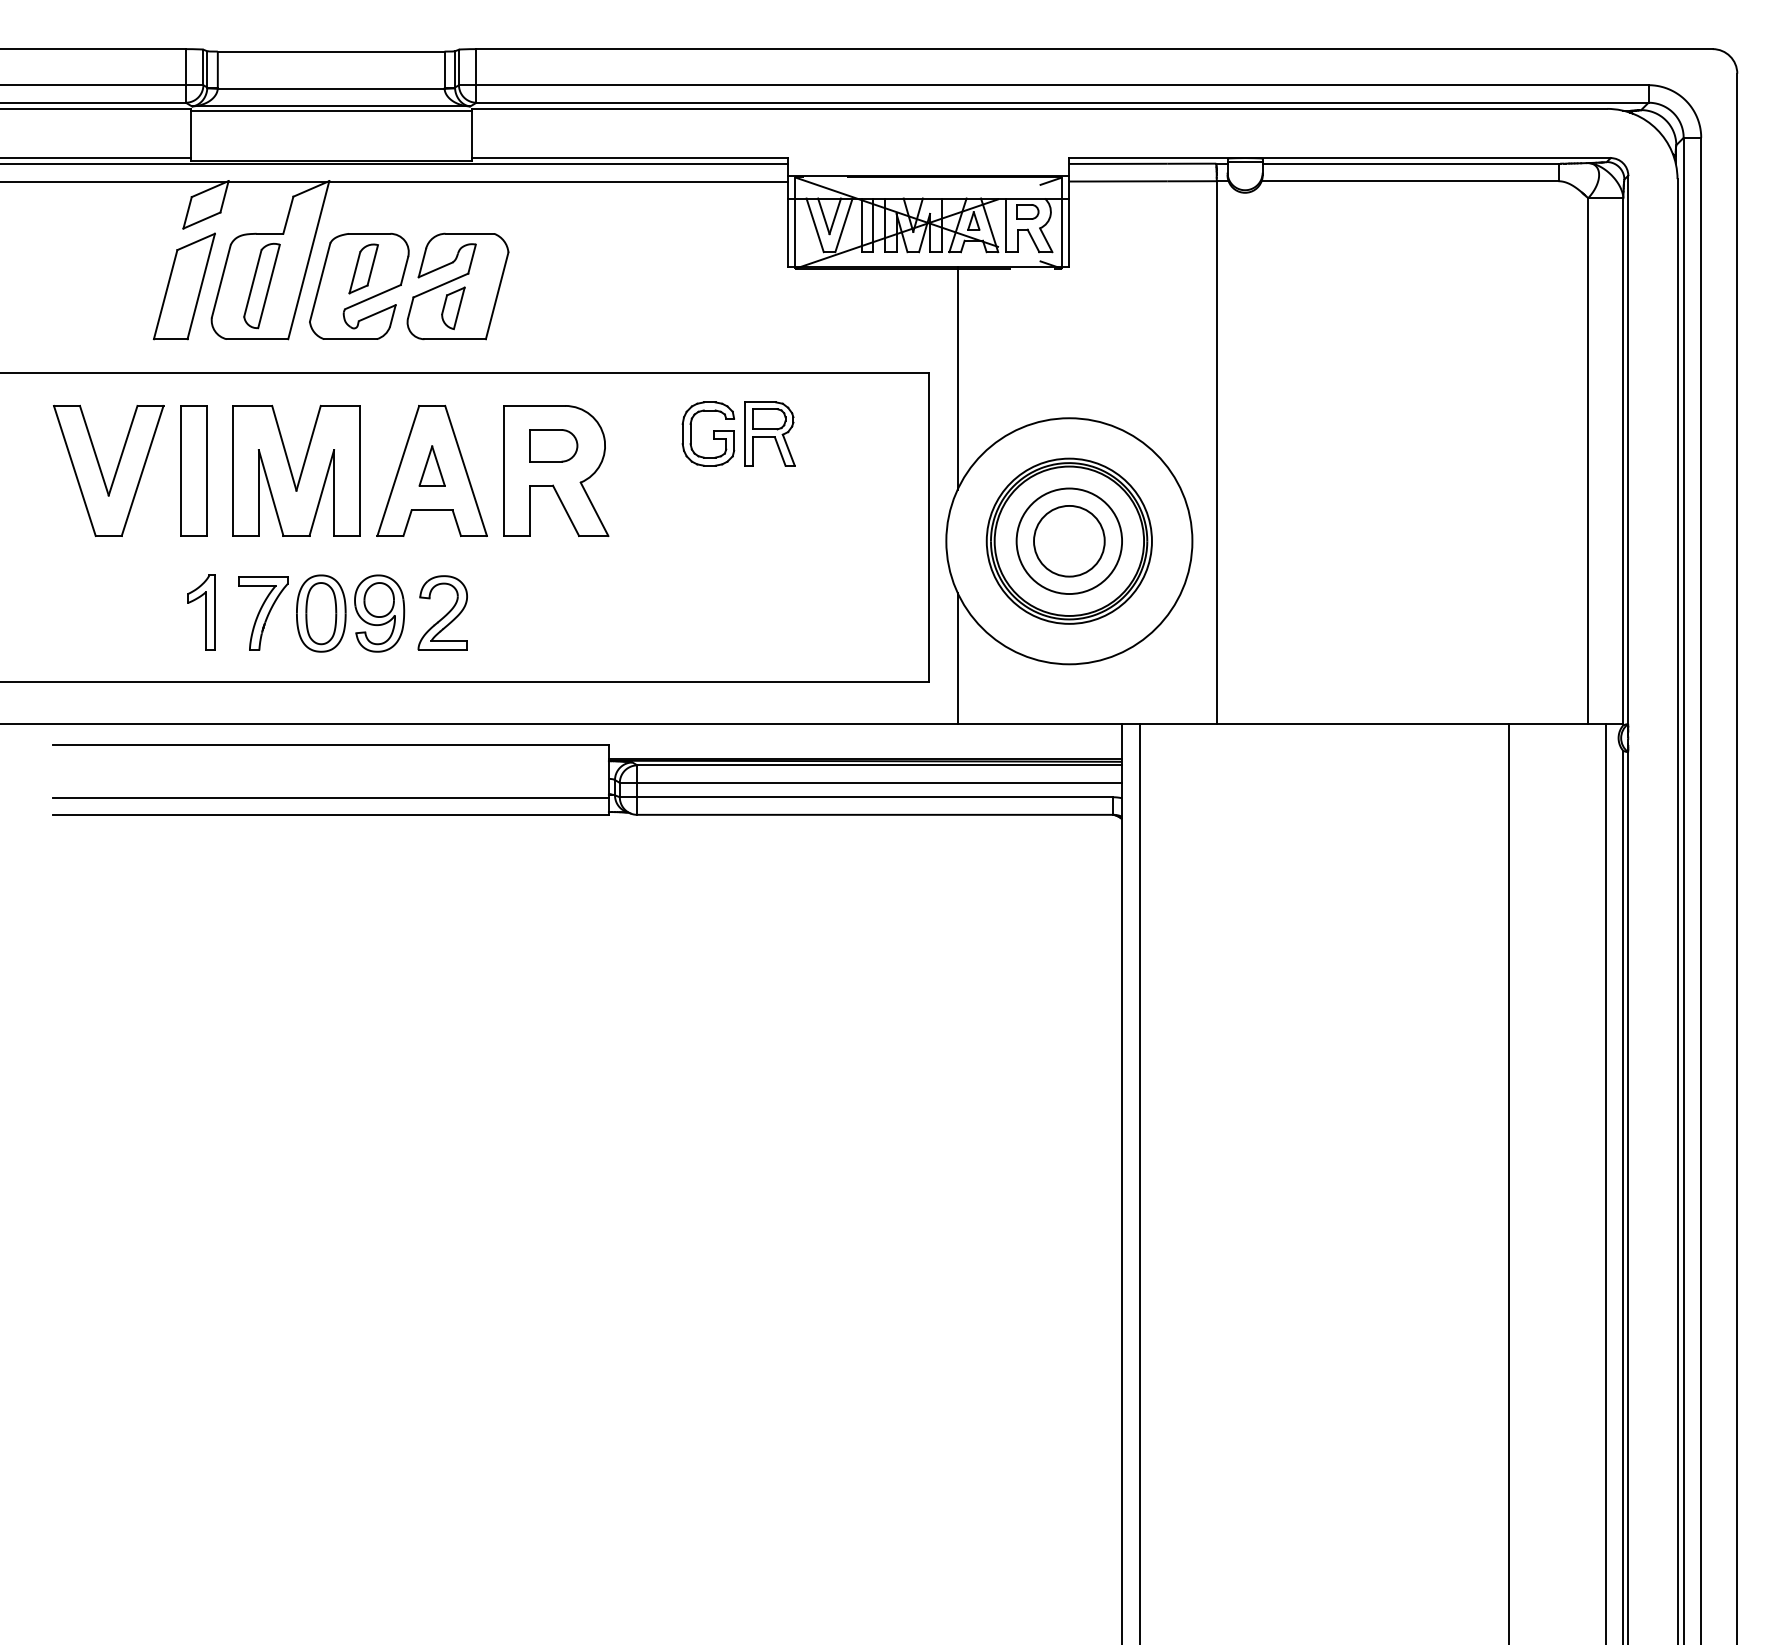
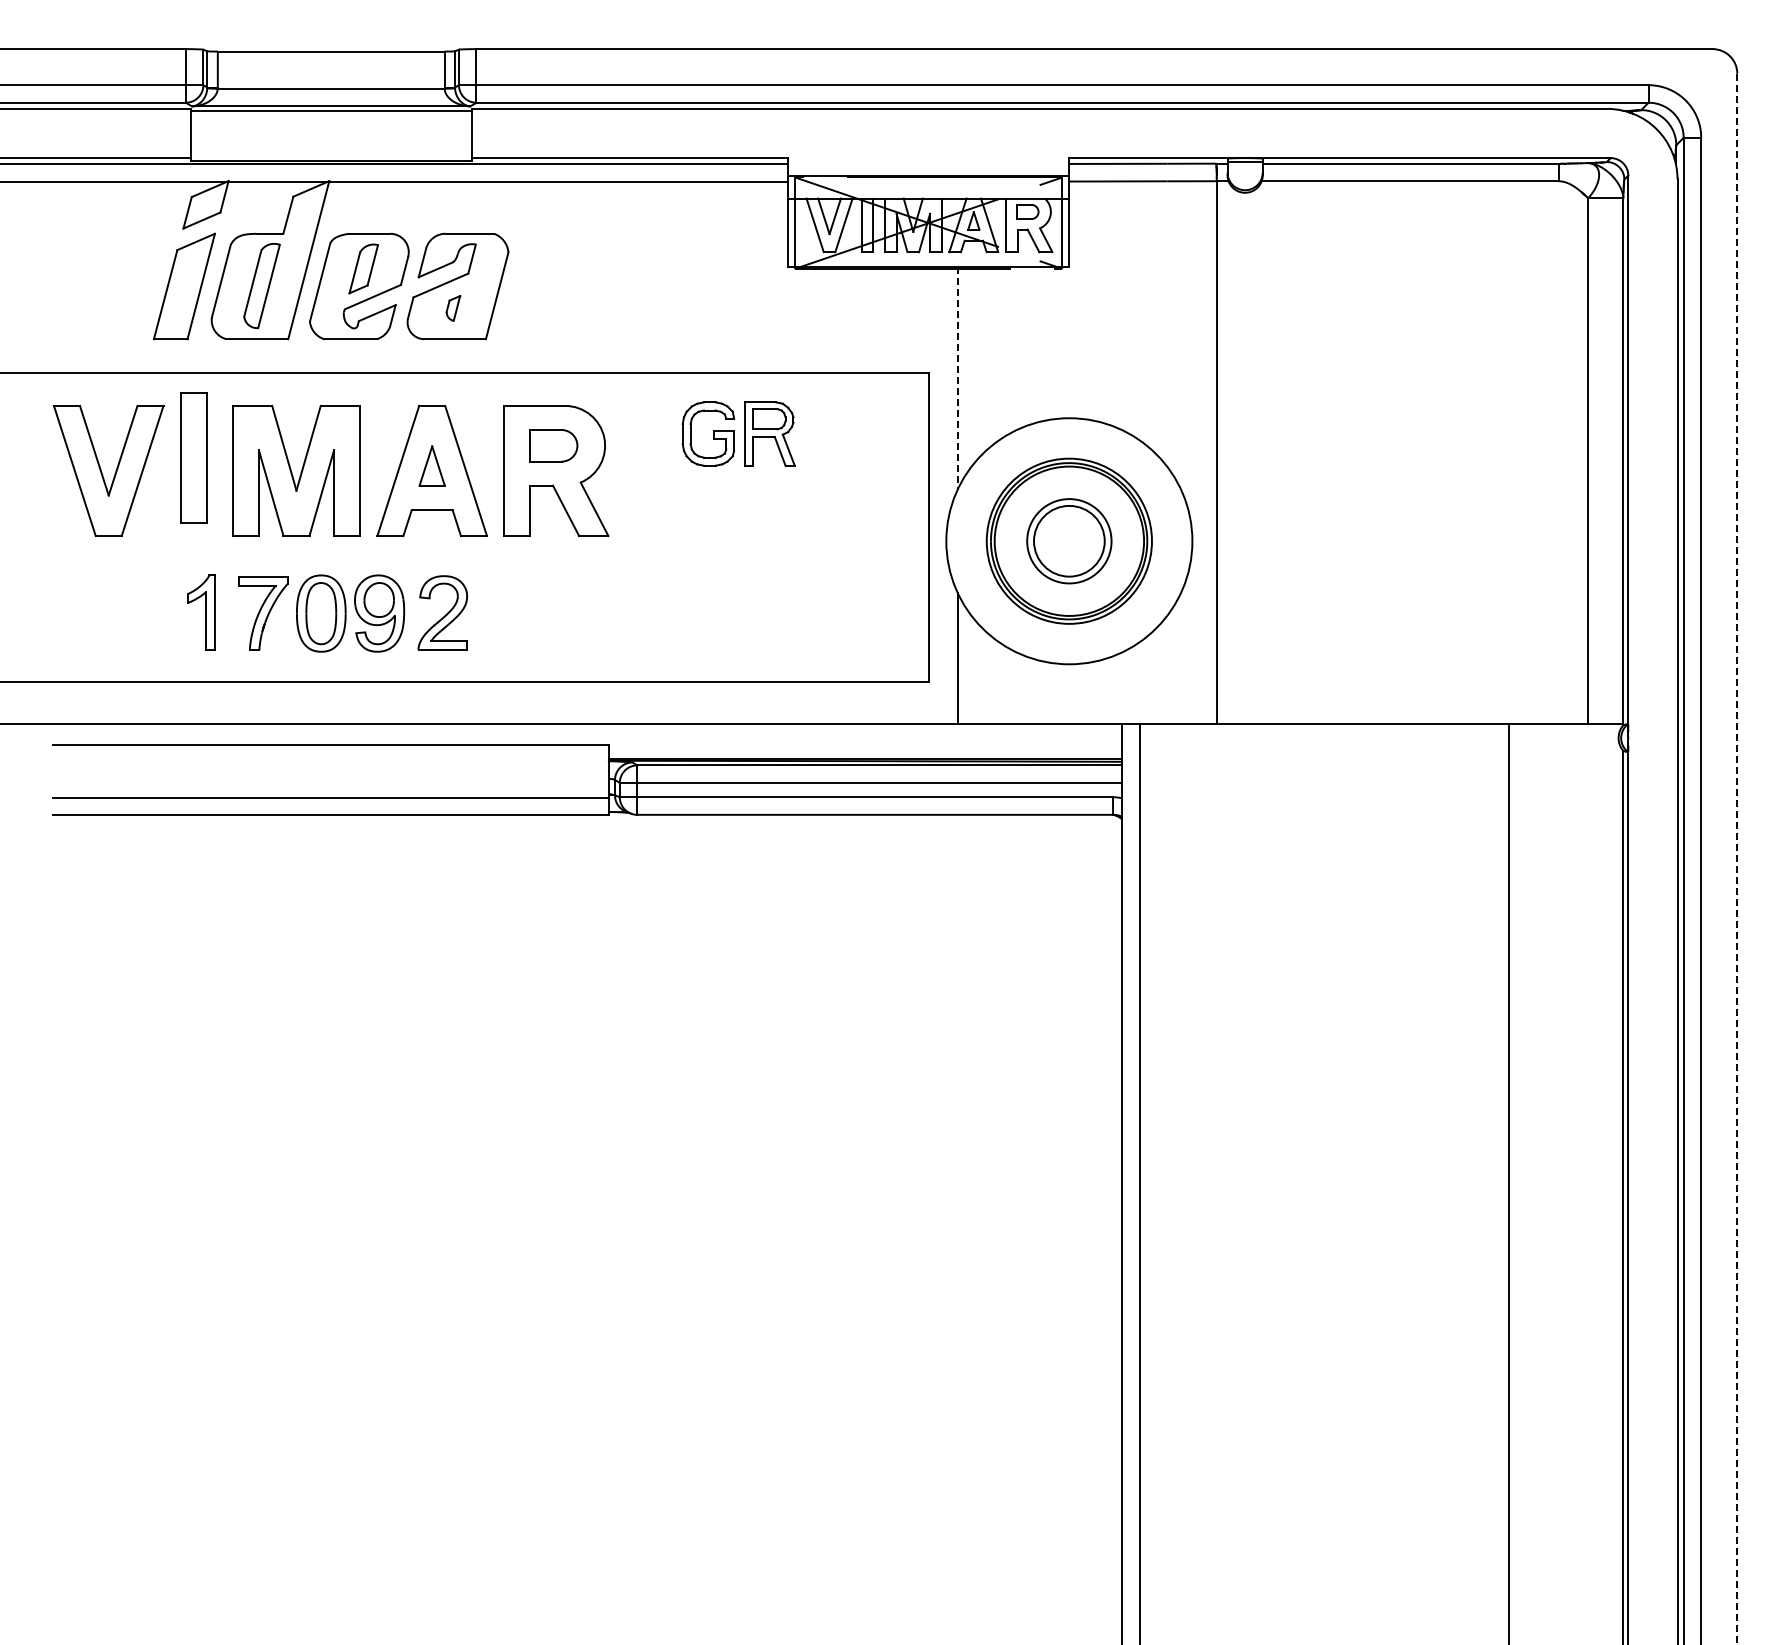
part size: 25x45 px -> 17x27 px (453, 308)
line: solid -> dashed (957, 379)
part position: (193, 470) -> (193, 457) (193, 457)
circle diameter: 105 px -> 84 px (1069, 541)
line: solid -> dashed (1737, 859)
line: present -> none (1605, 1182)
